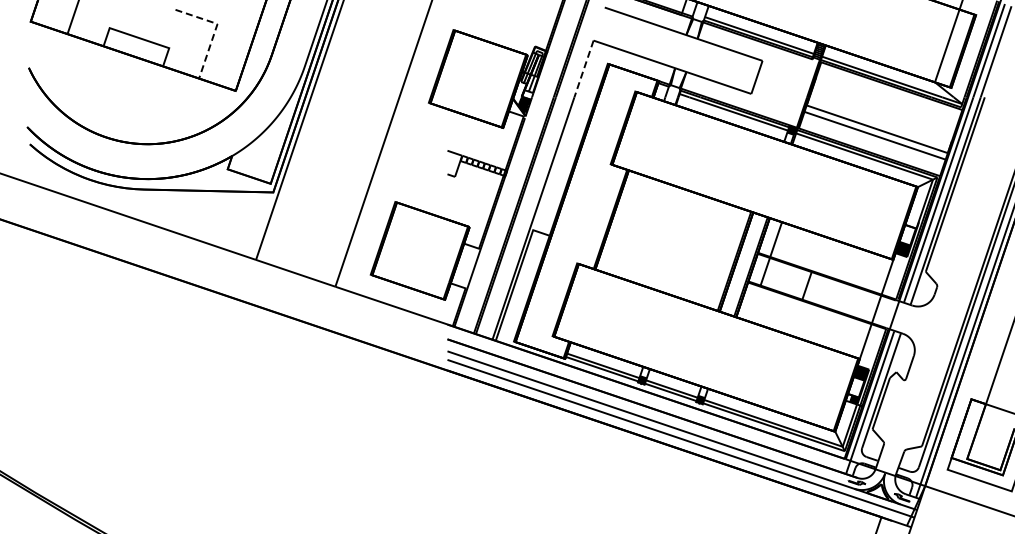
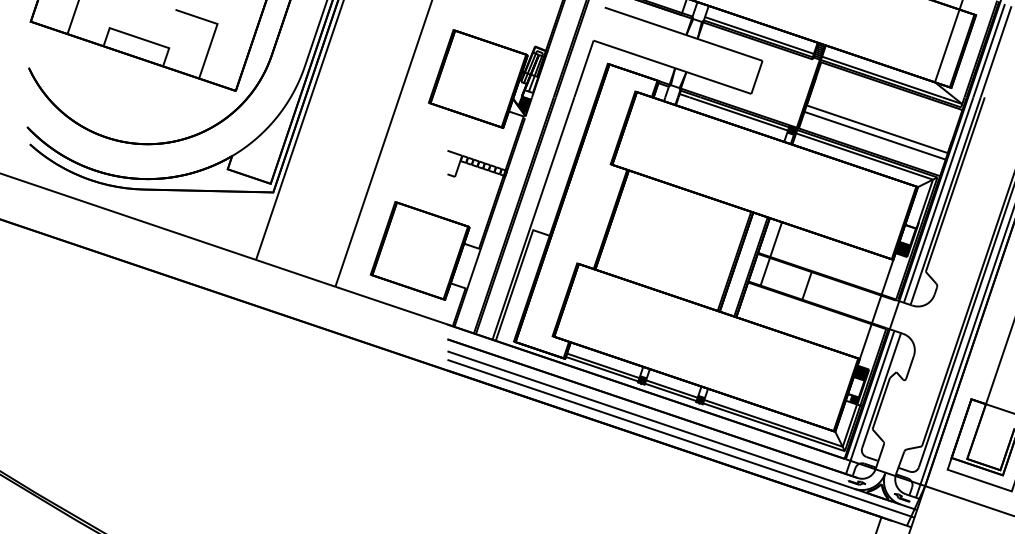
line: dashed -> solid (215, 29)
line: dashed -> solid (584, 68)
